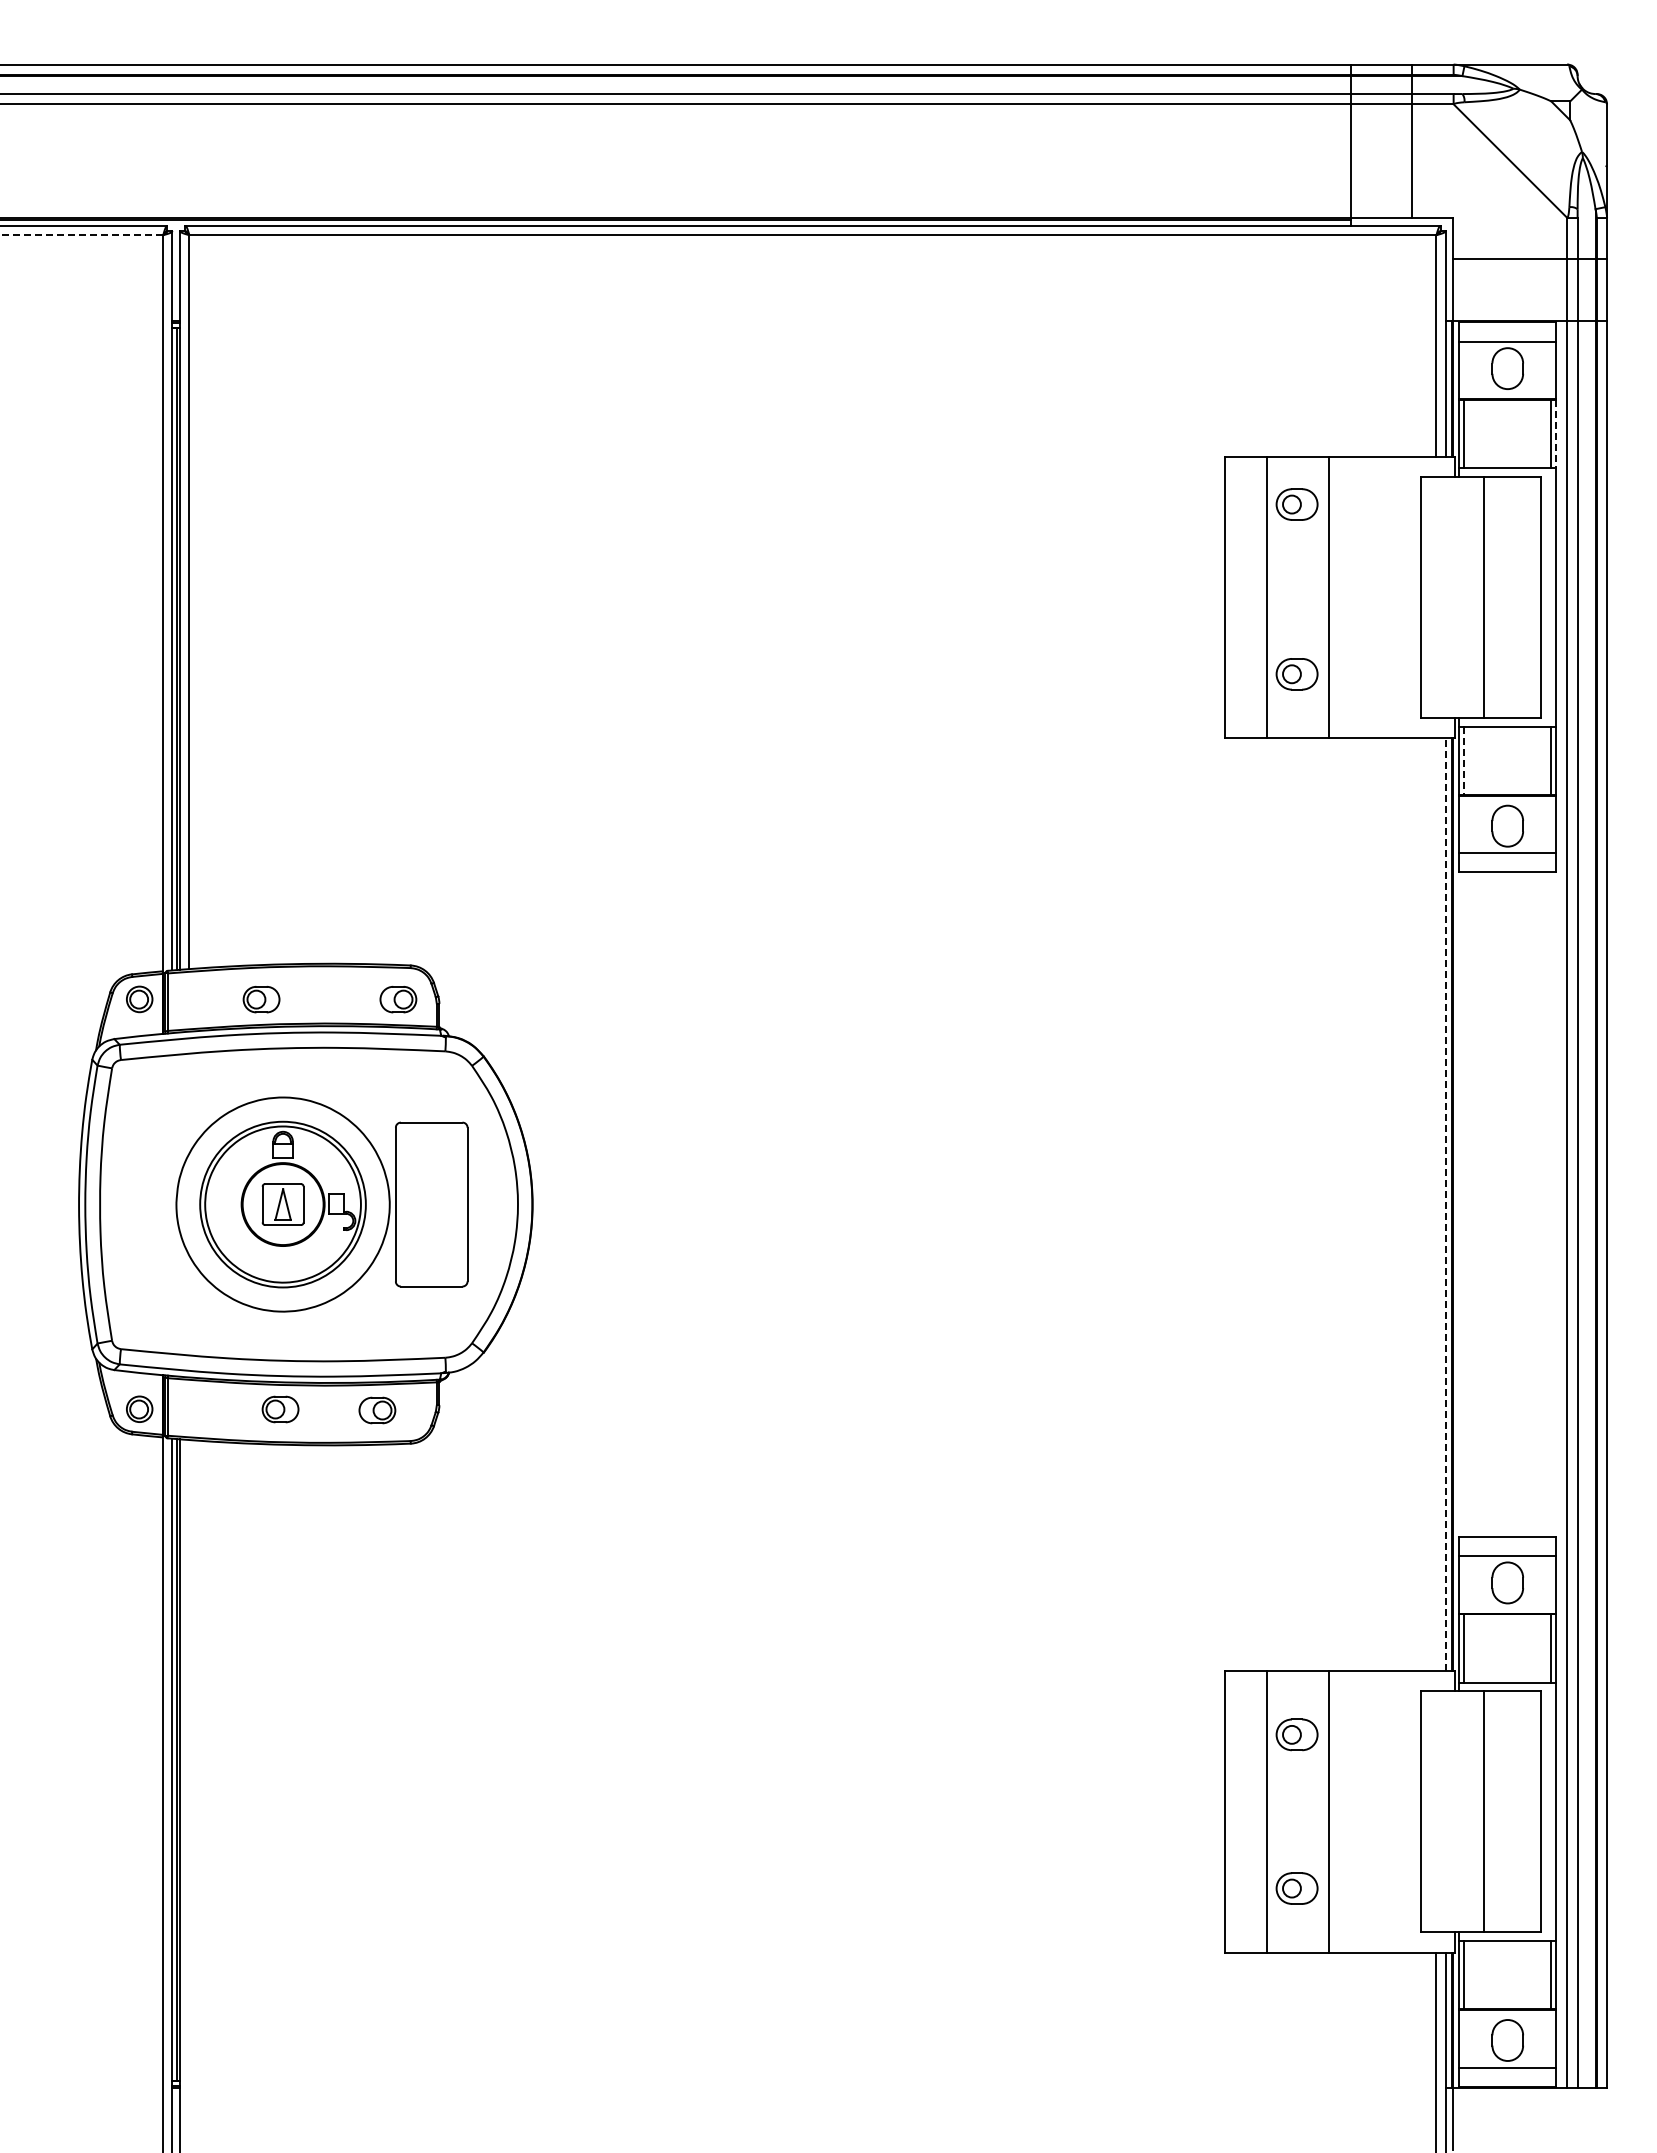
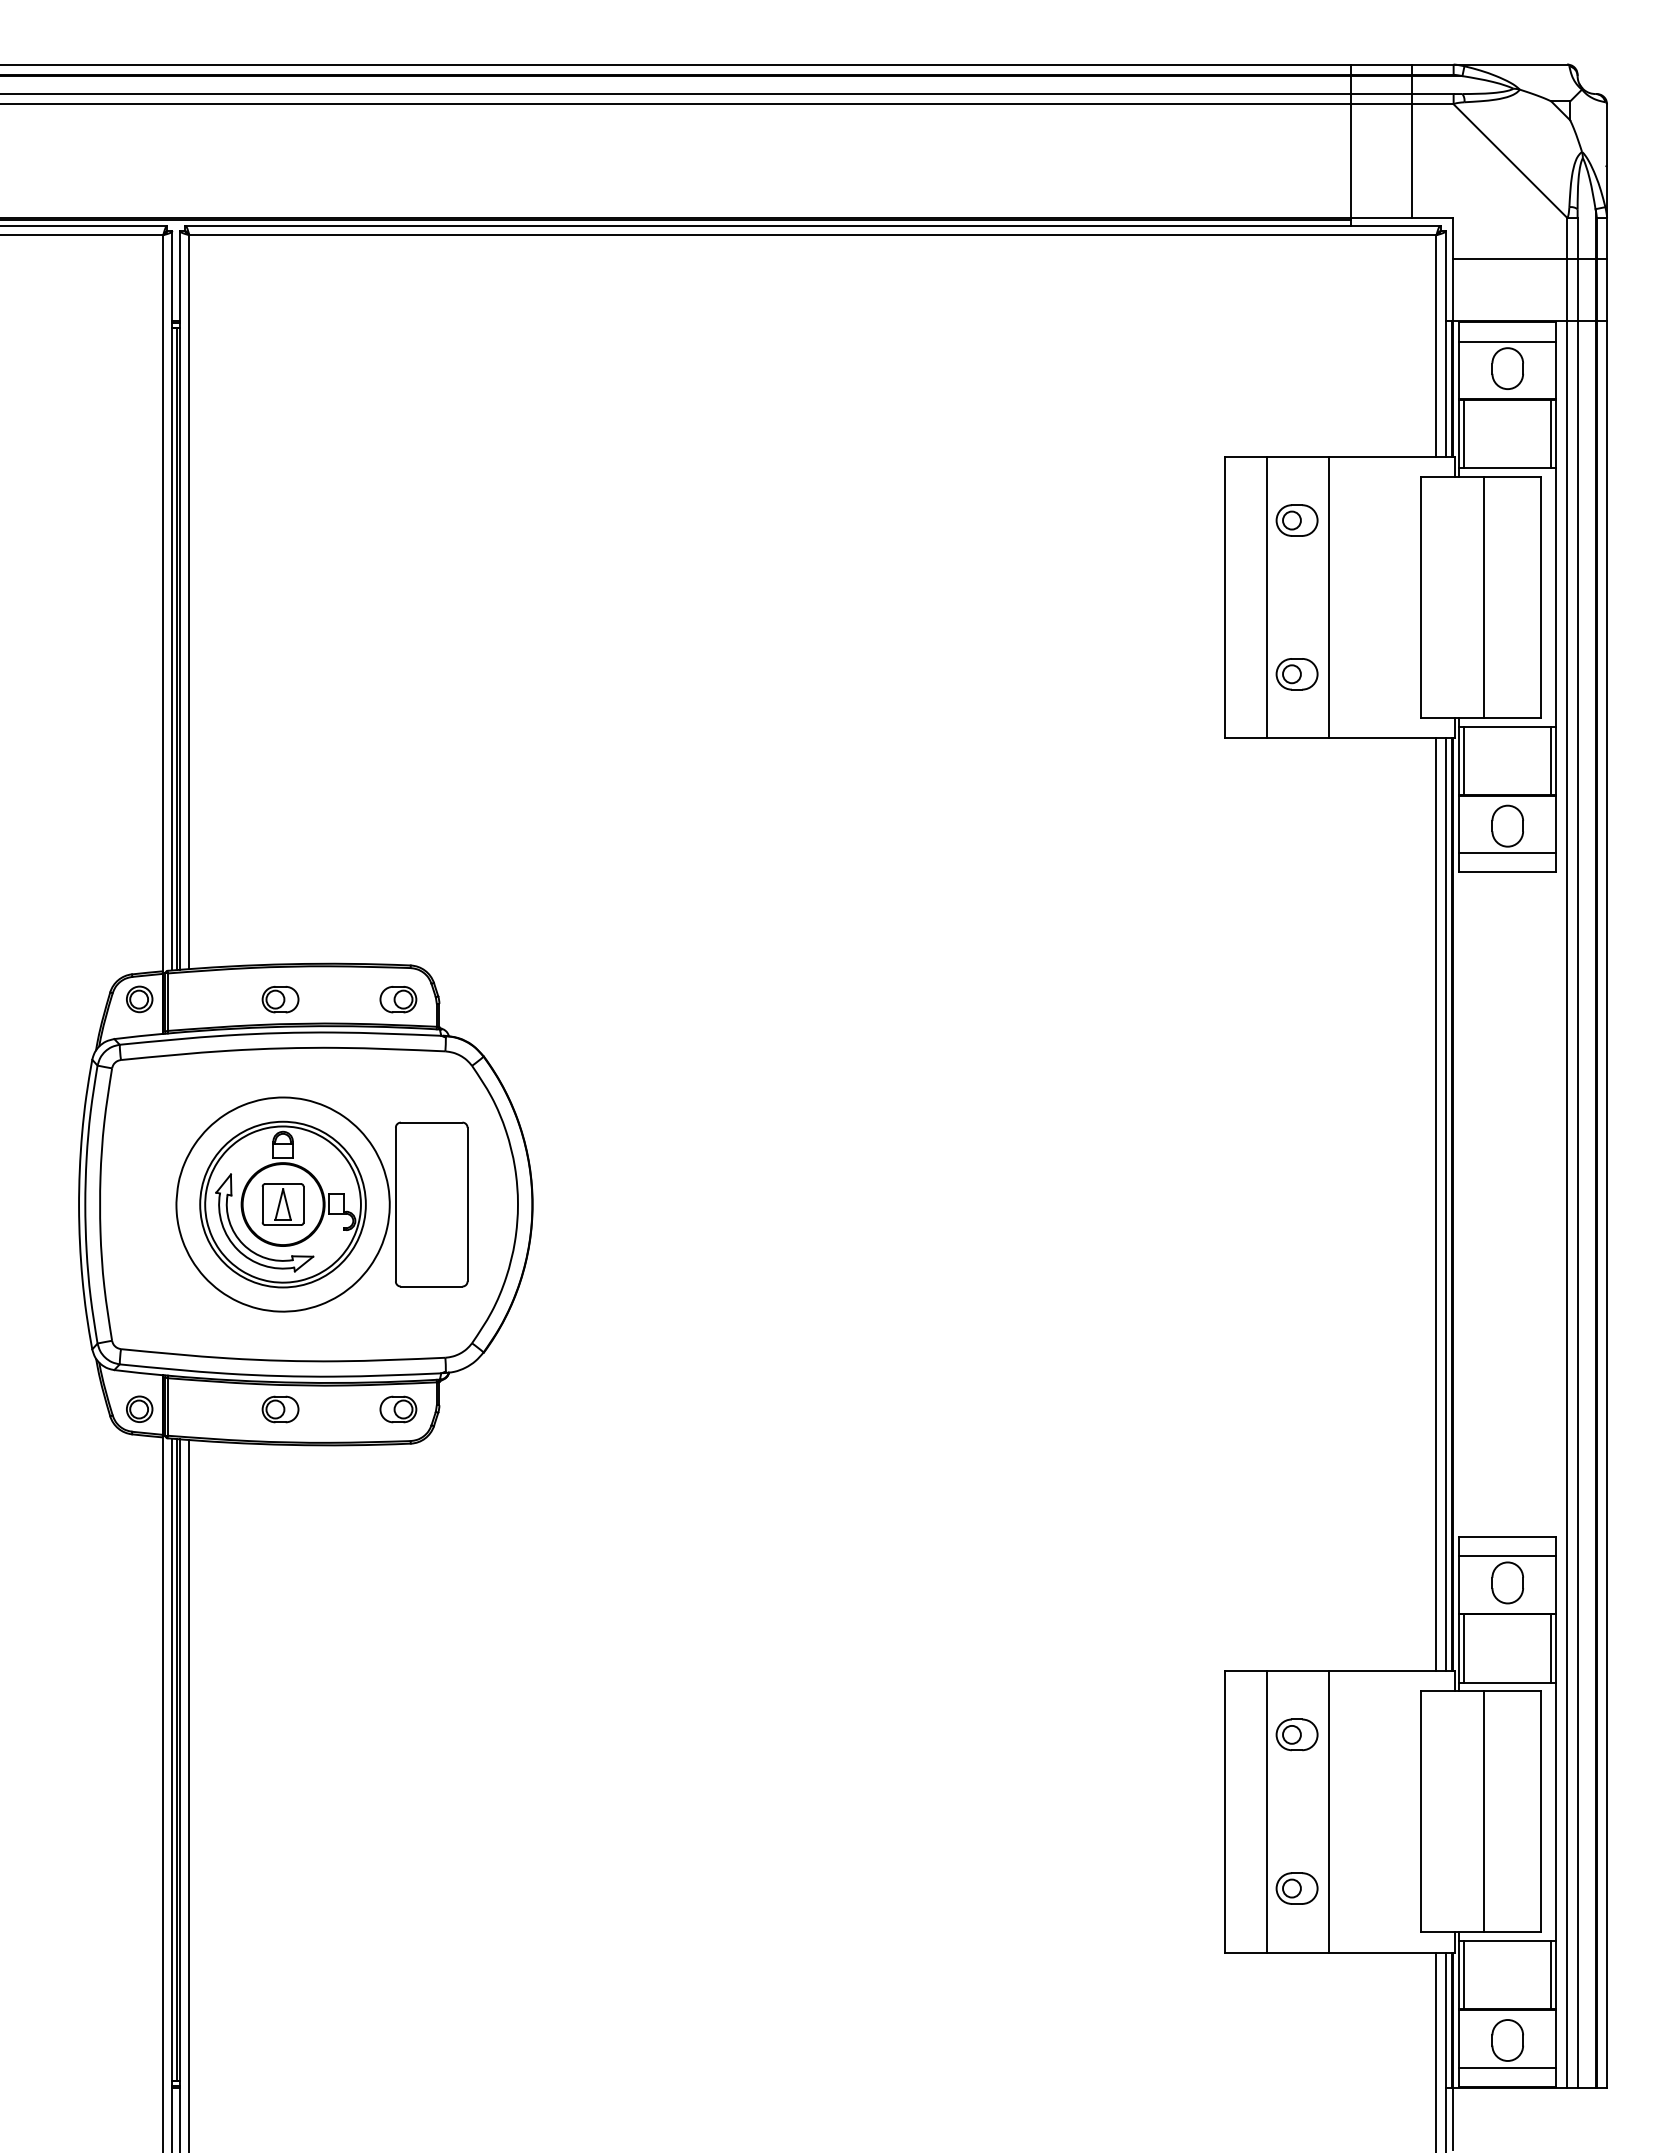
line: dashed -> solid (81, 235)
line: dashed -> solid (1556, 434)
part position: (1296, 504) -> (1296, 520) (1296, 520)
line: dashed -> solid (1464, 761)
part position: (261, 999) -> (280, 999) (280, 999)
line: none -> present (1436, 1204)
line: dashed -> solid (1445, 1204)
part: none -> present (240, 1239)
part position: (377, 1410) -> (398, 1409) (398, 1409)
line: none -> present (189, 1794)
